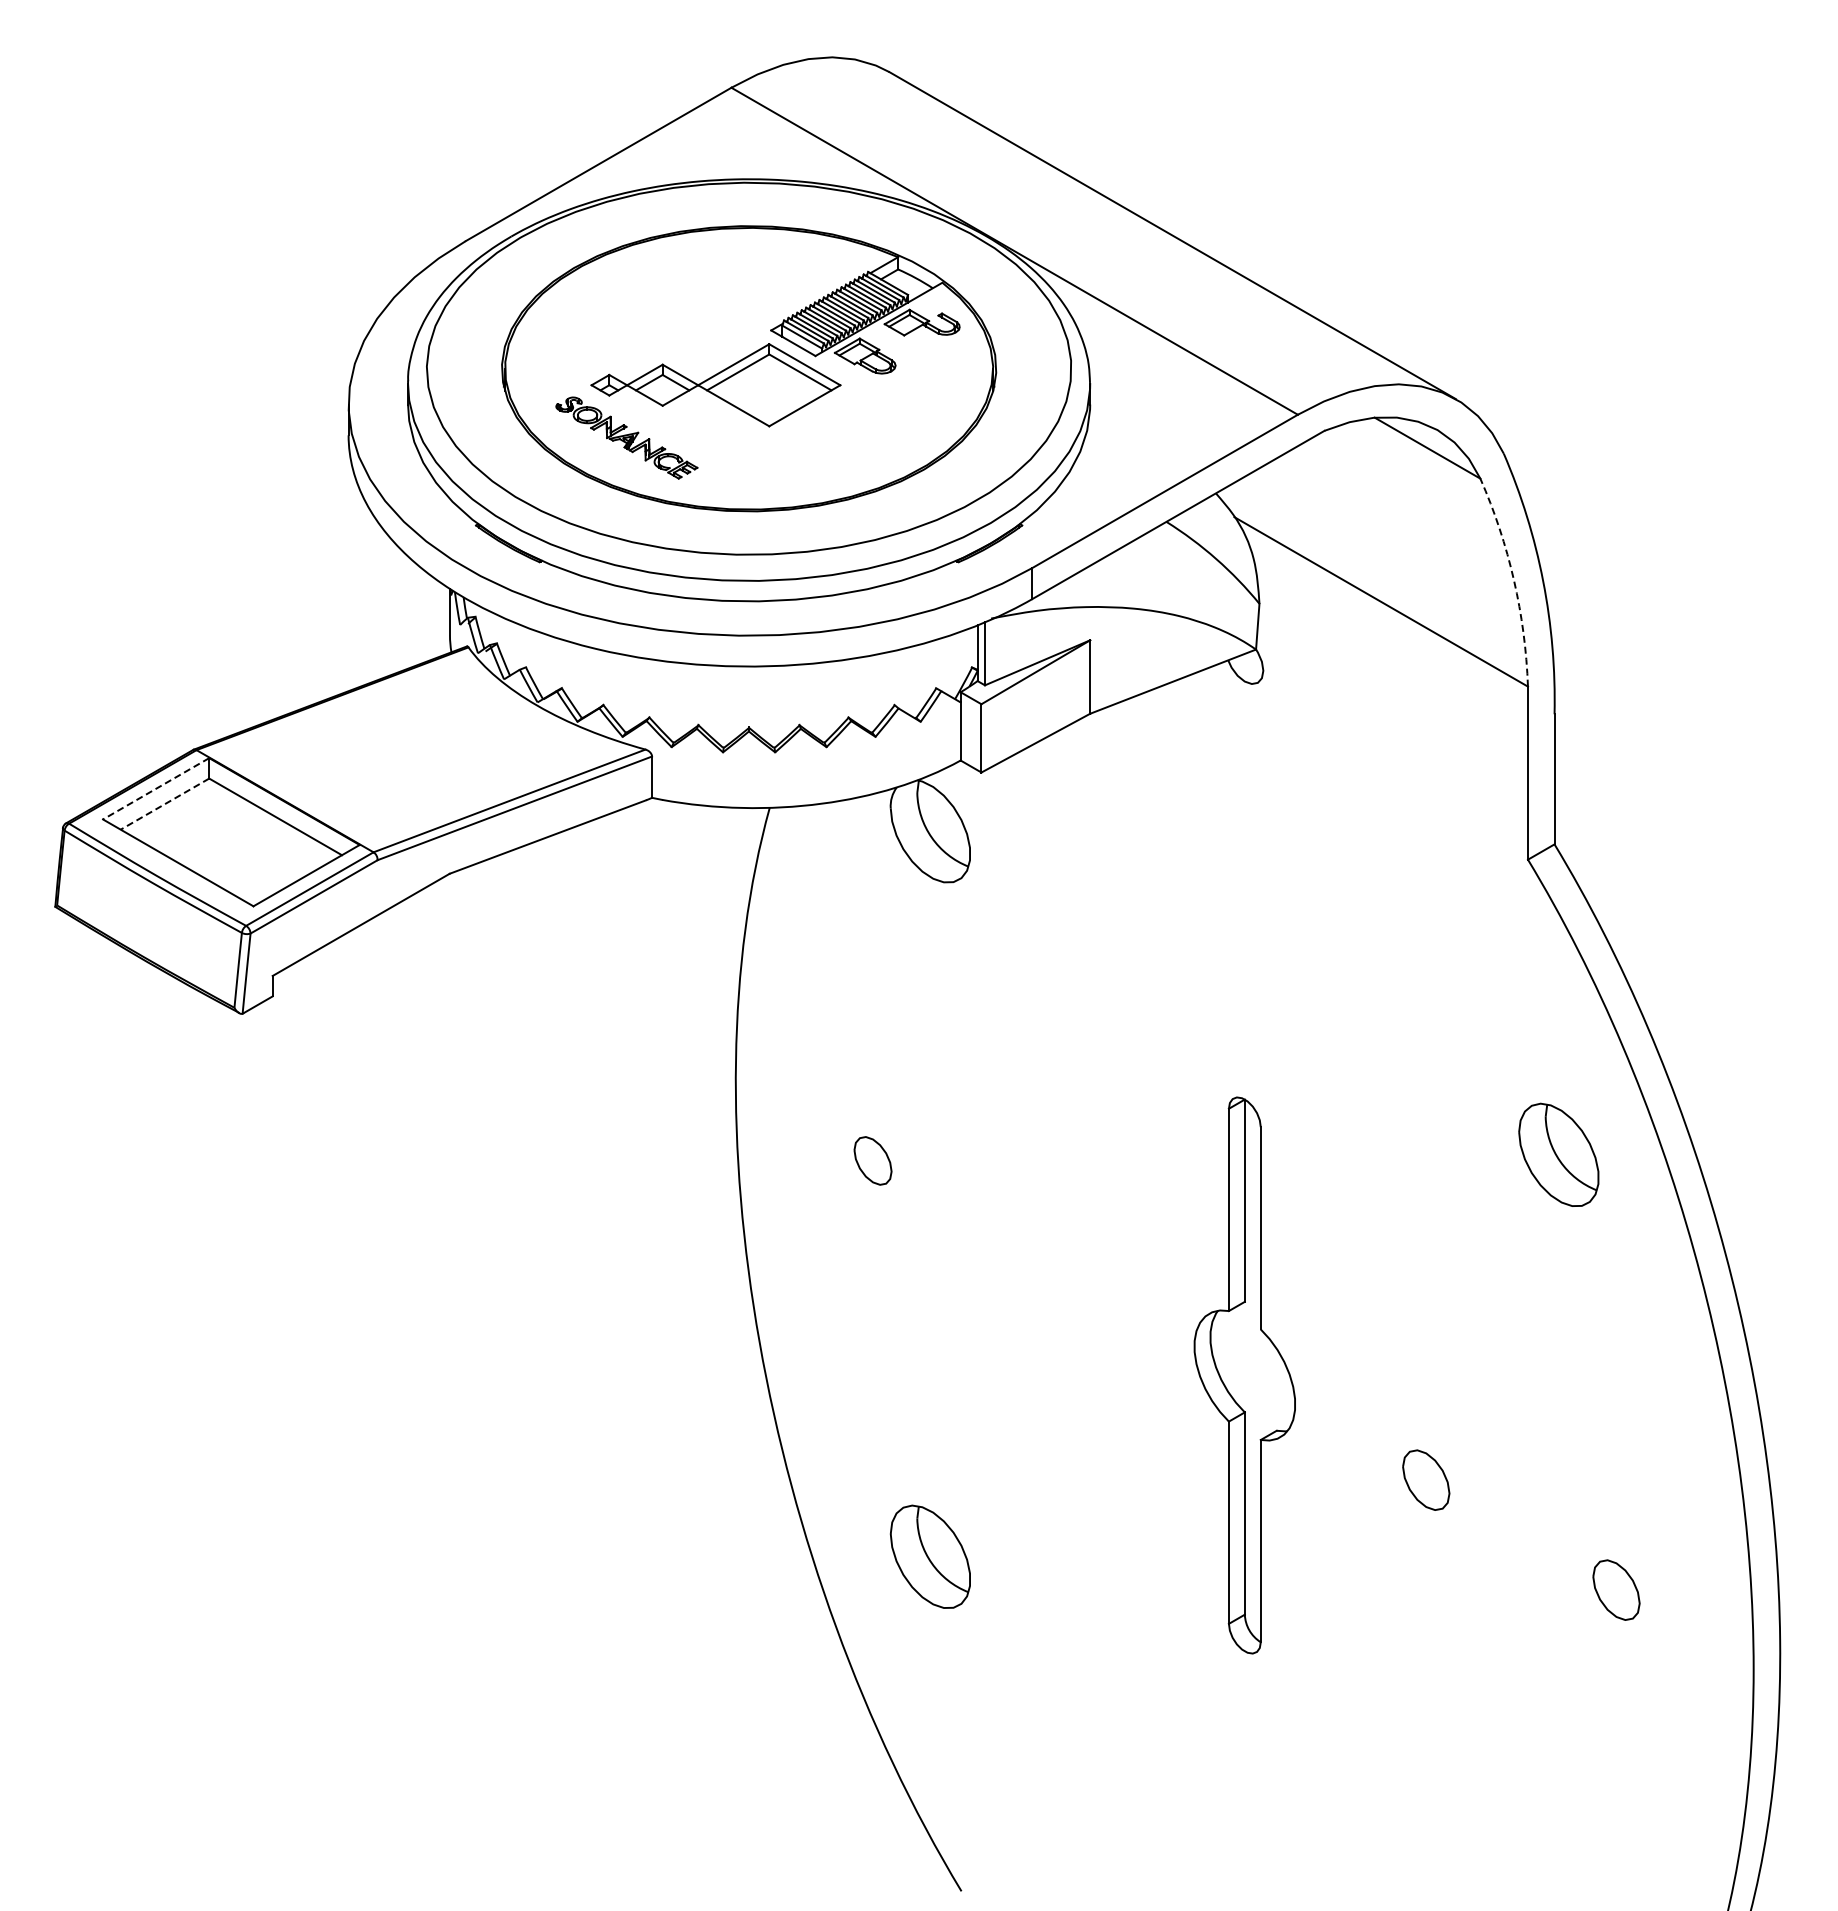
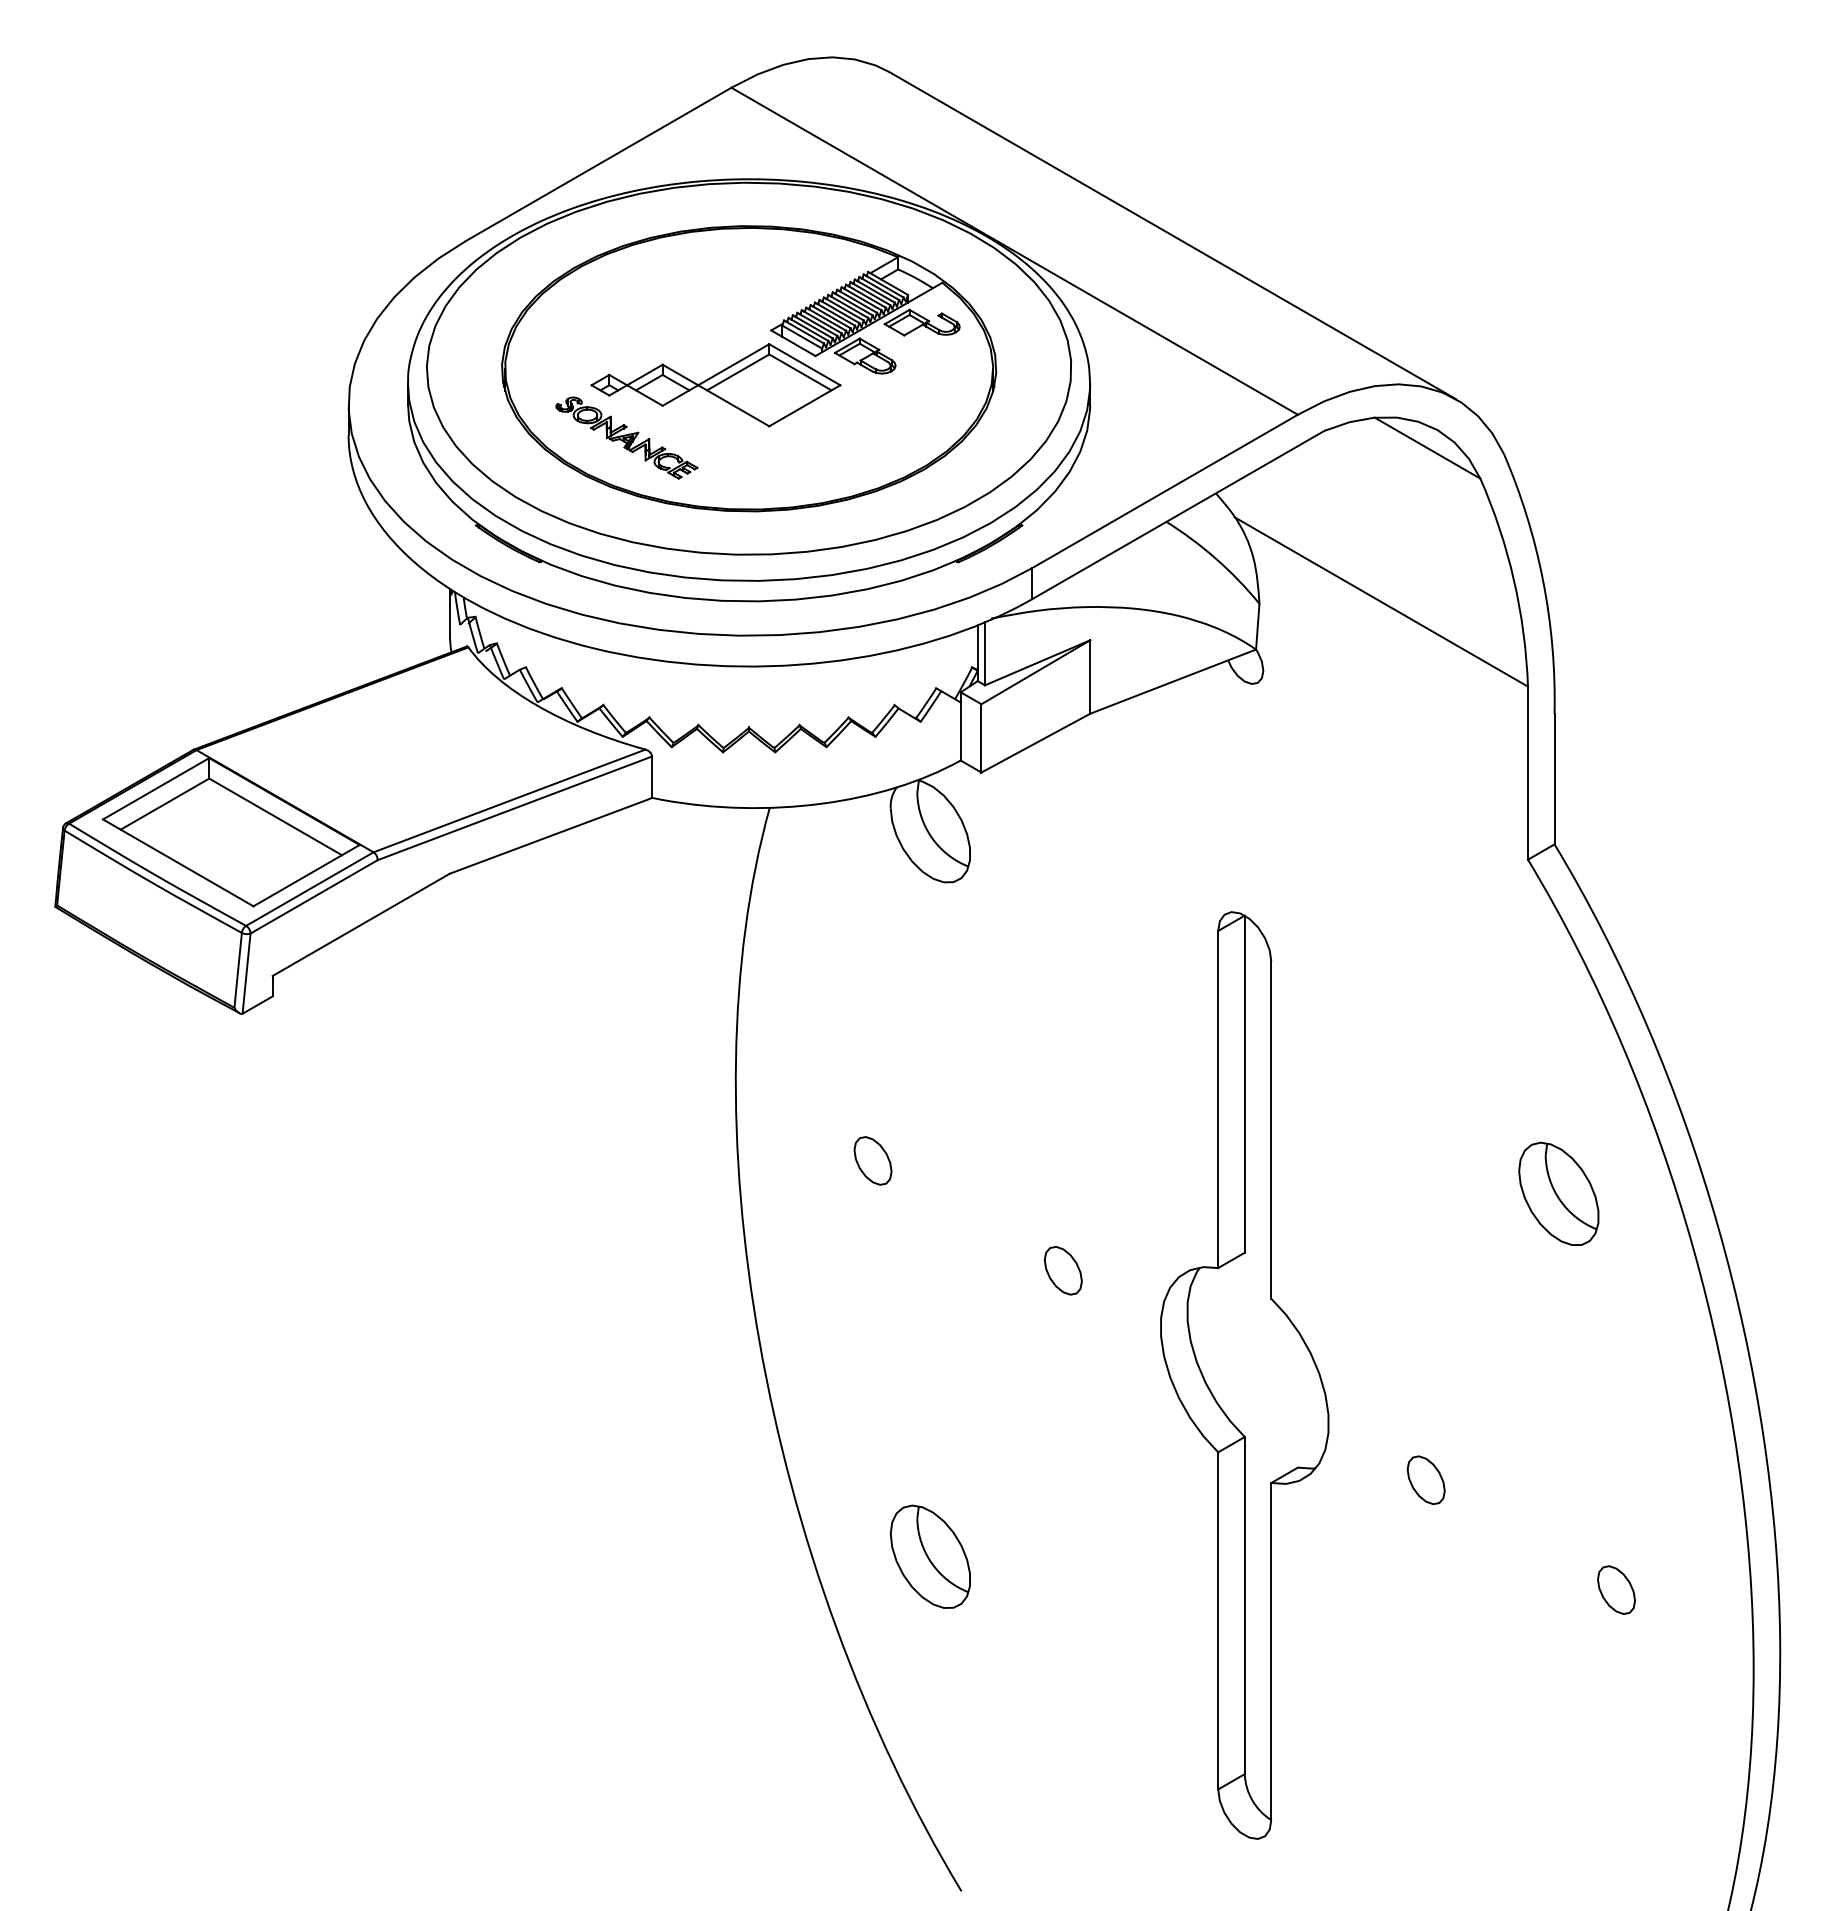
arc: dashed -> solid (1514, 580)
line: dashed -> solid (155, 789)
line: dashed -> solid (164, 804)
part position: (1558, 1154) -> (1558, 1193) (1558, 1193)
part: none -> present (1063, 1270)
part size: 103x559 px -> 170x929 px (1244, 1375)
part size: 49x62 px -> 40x51 px (1425, 1480)
part size: 49x62 px -> 39x50 px (1616, 1589)
